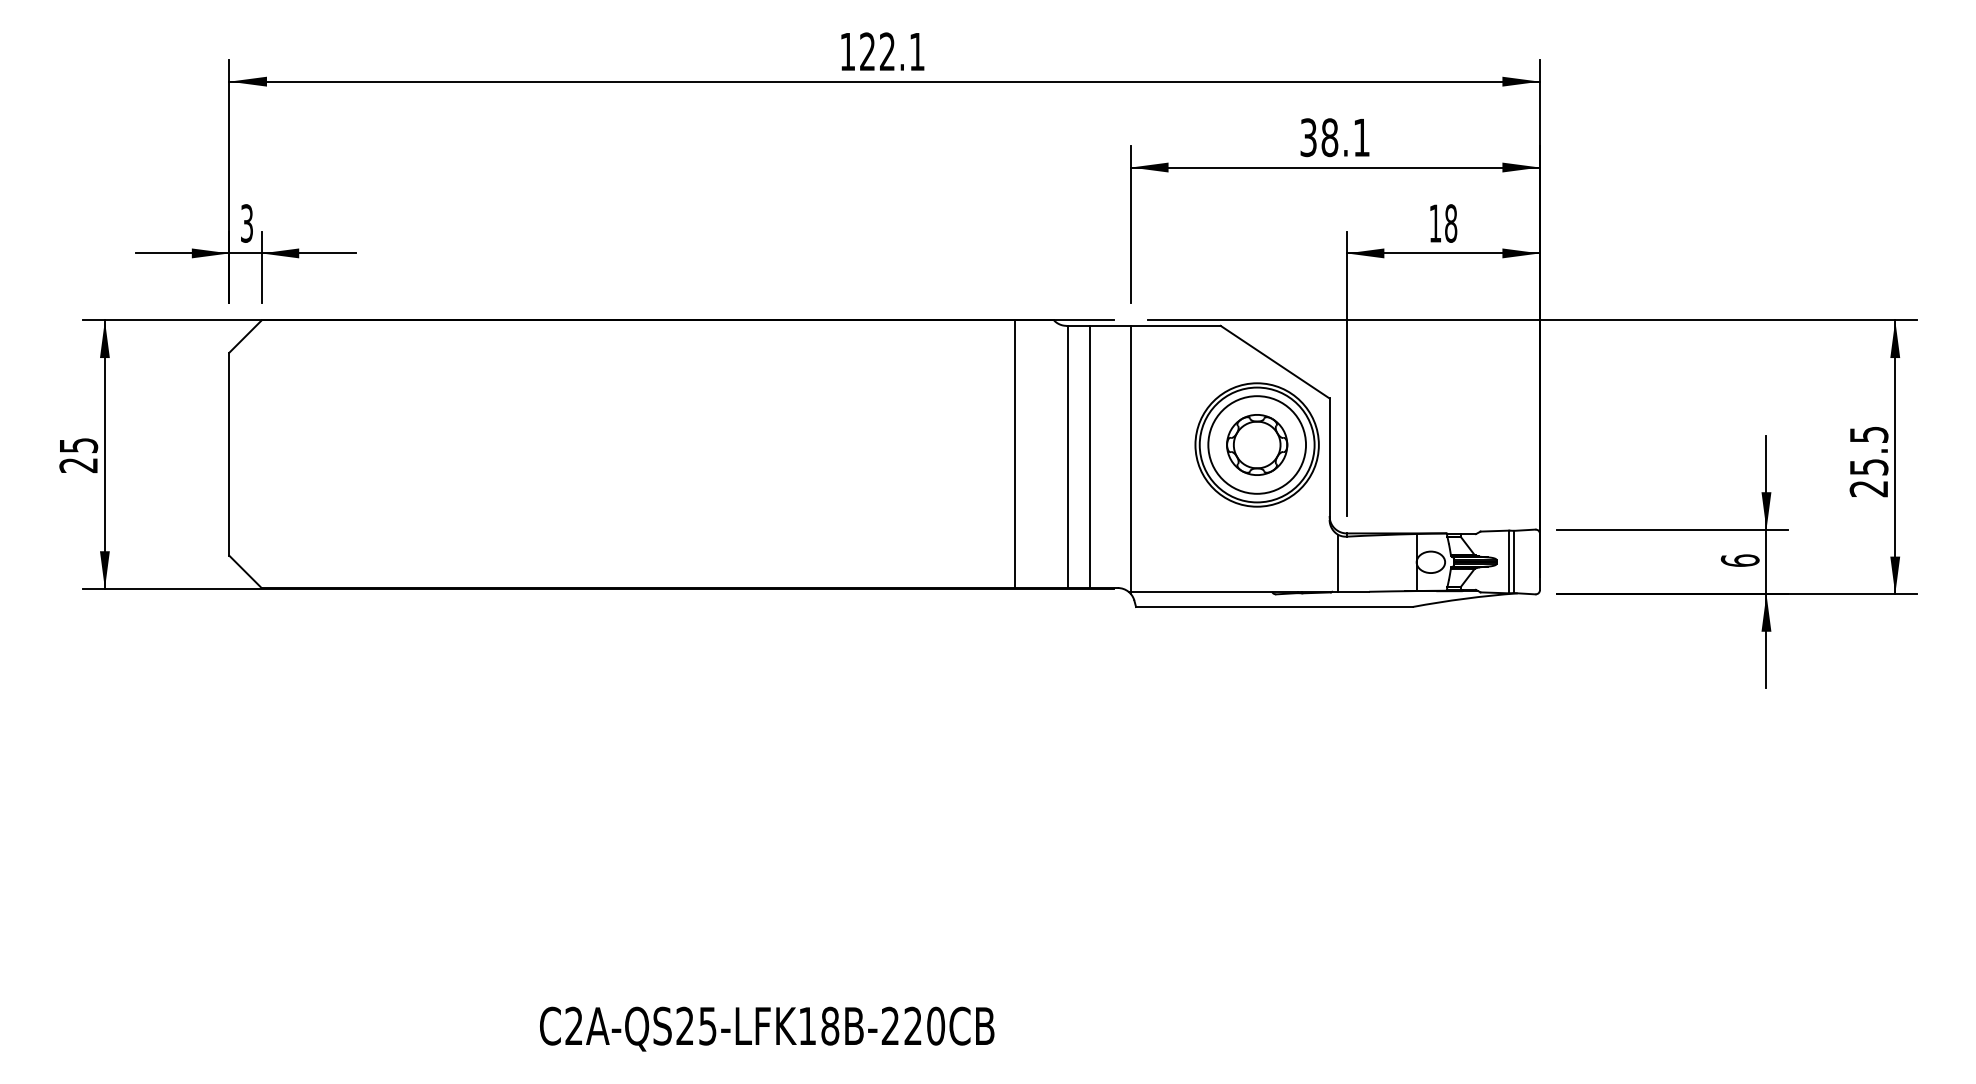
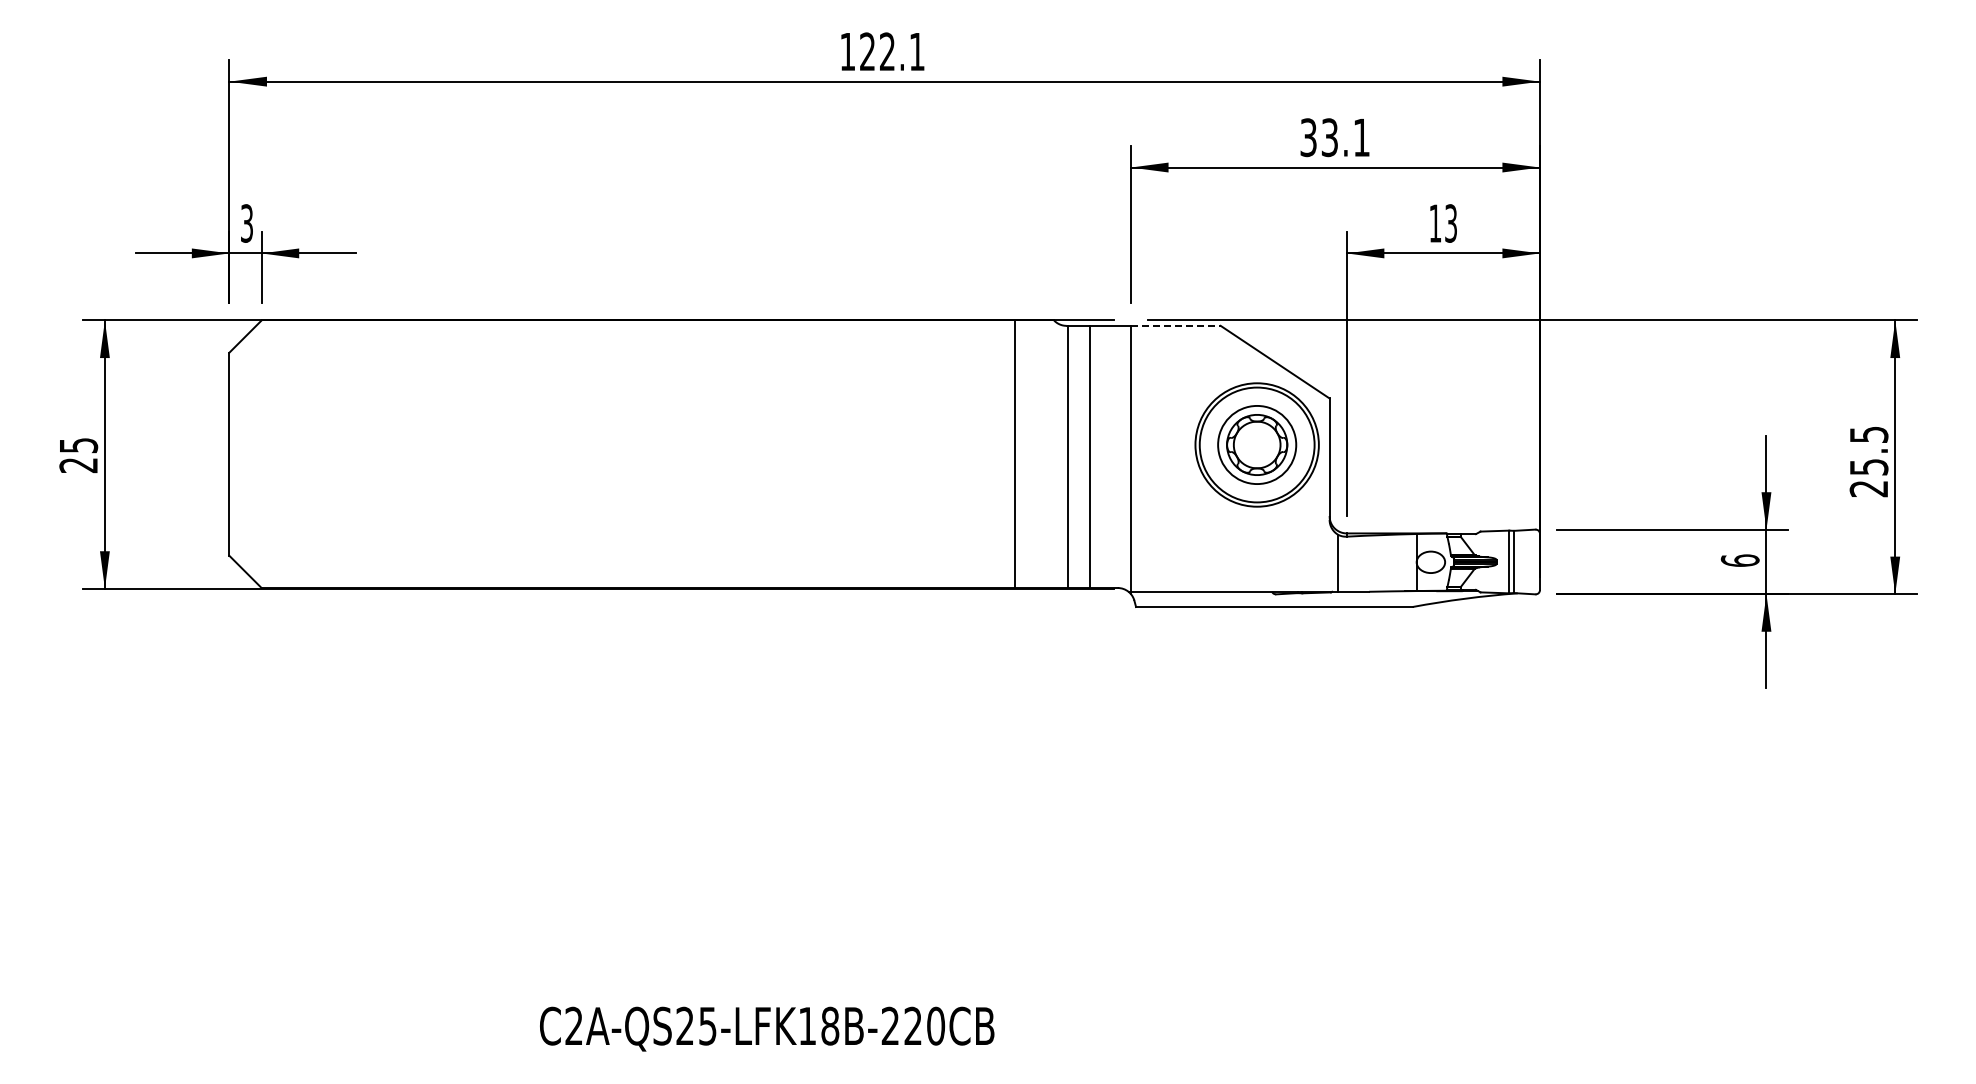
text: 38.1 -> 33.1 (1329, 137)
text: 18 -> 13 (1451, 223)
line: solid -> dashed (1175, 325)
circle diameter: 98 px -> 78 px (1257, 444)
